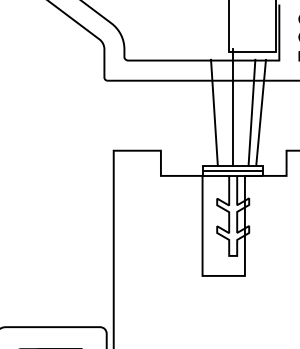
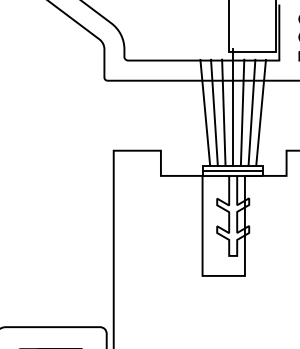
line: none -> present (205, 112)
line: none -> present (223, 112)
line: none -> present (242, 112)
